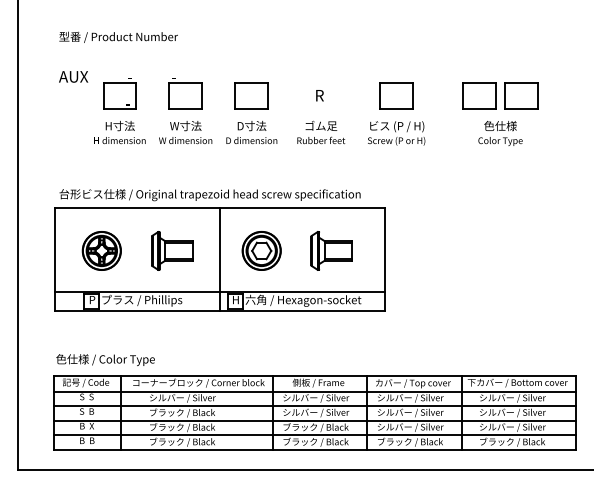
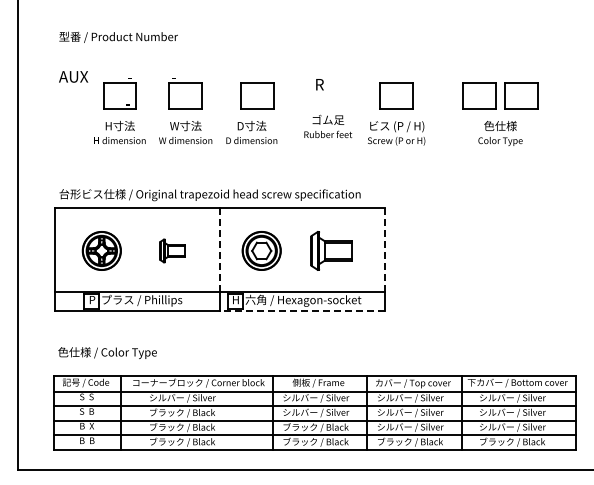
part position: (251, 95) -> (257, 95) (257, 95)
text position: (319, 95) -> (319, 84) (319, 84)
text position: (321, 132) -> (328, 126) (328, 126)
part size: 43x40 px -> 27x26 px (172, 250)
line: solid -> dashed (219, 250)
line: solid -> dashed (384, 250)
line: solid -> dashed (301, 310)
text position: (105, 360) -> (107, 353) (107, 353)
